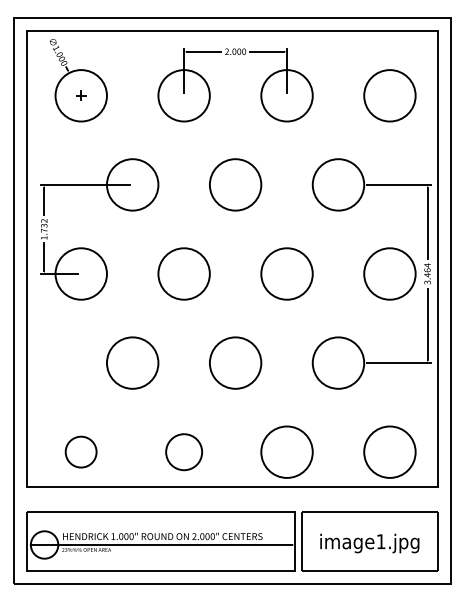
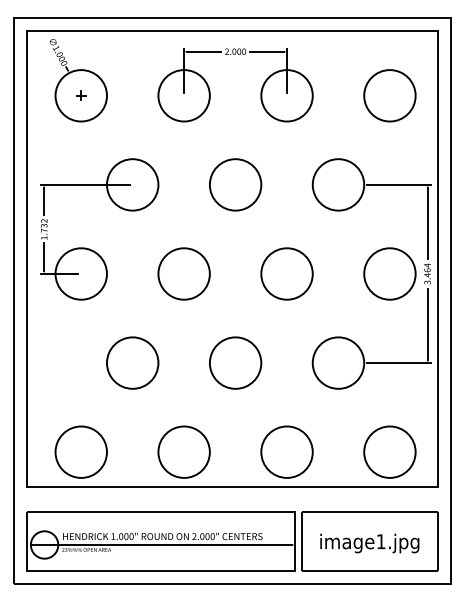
circle size: 34x34 px -> 54x54 px (80, 451)
circle diameter: 36 px -> 51 px (183, 451)
